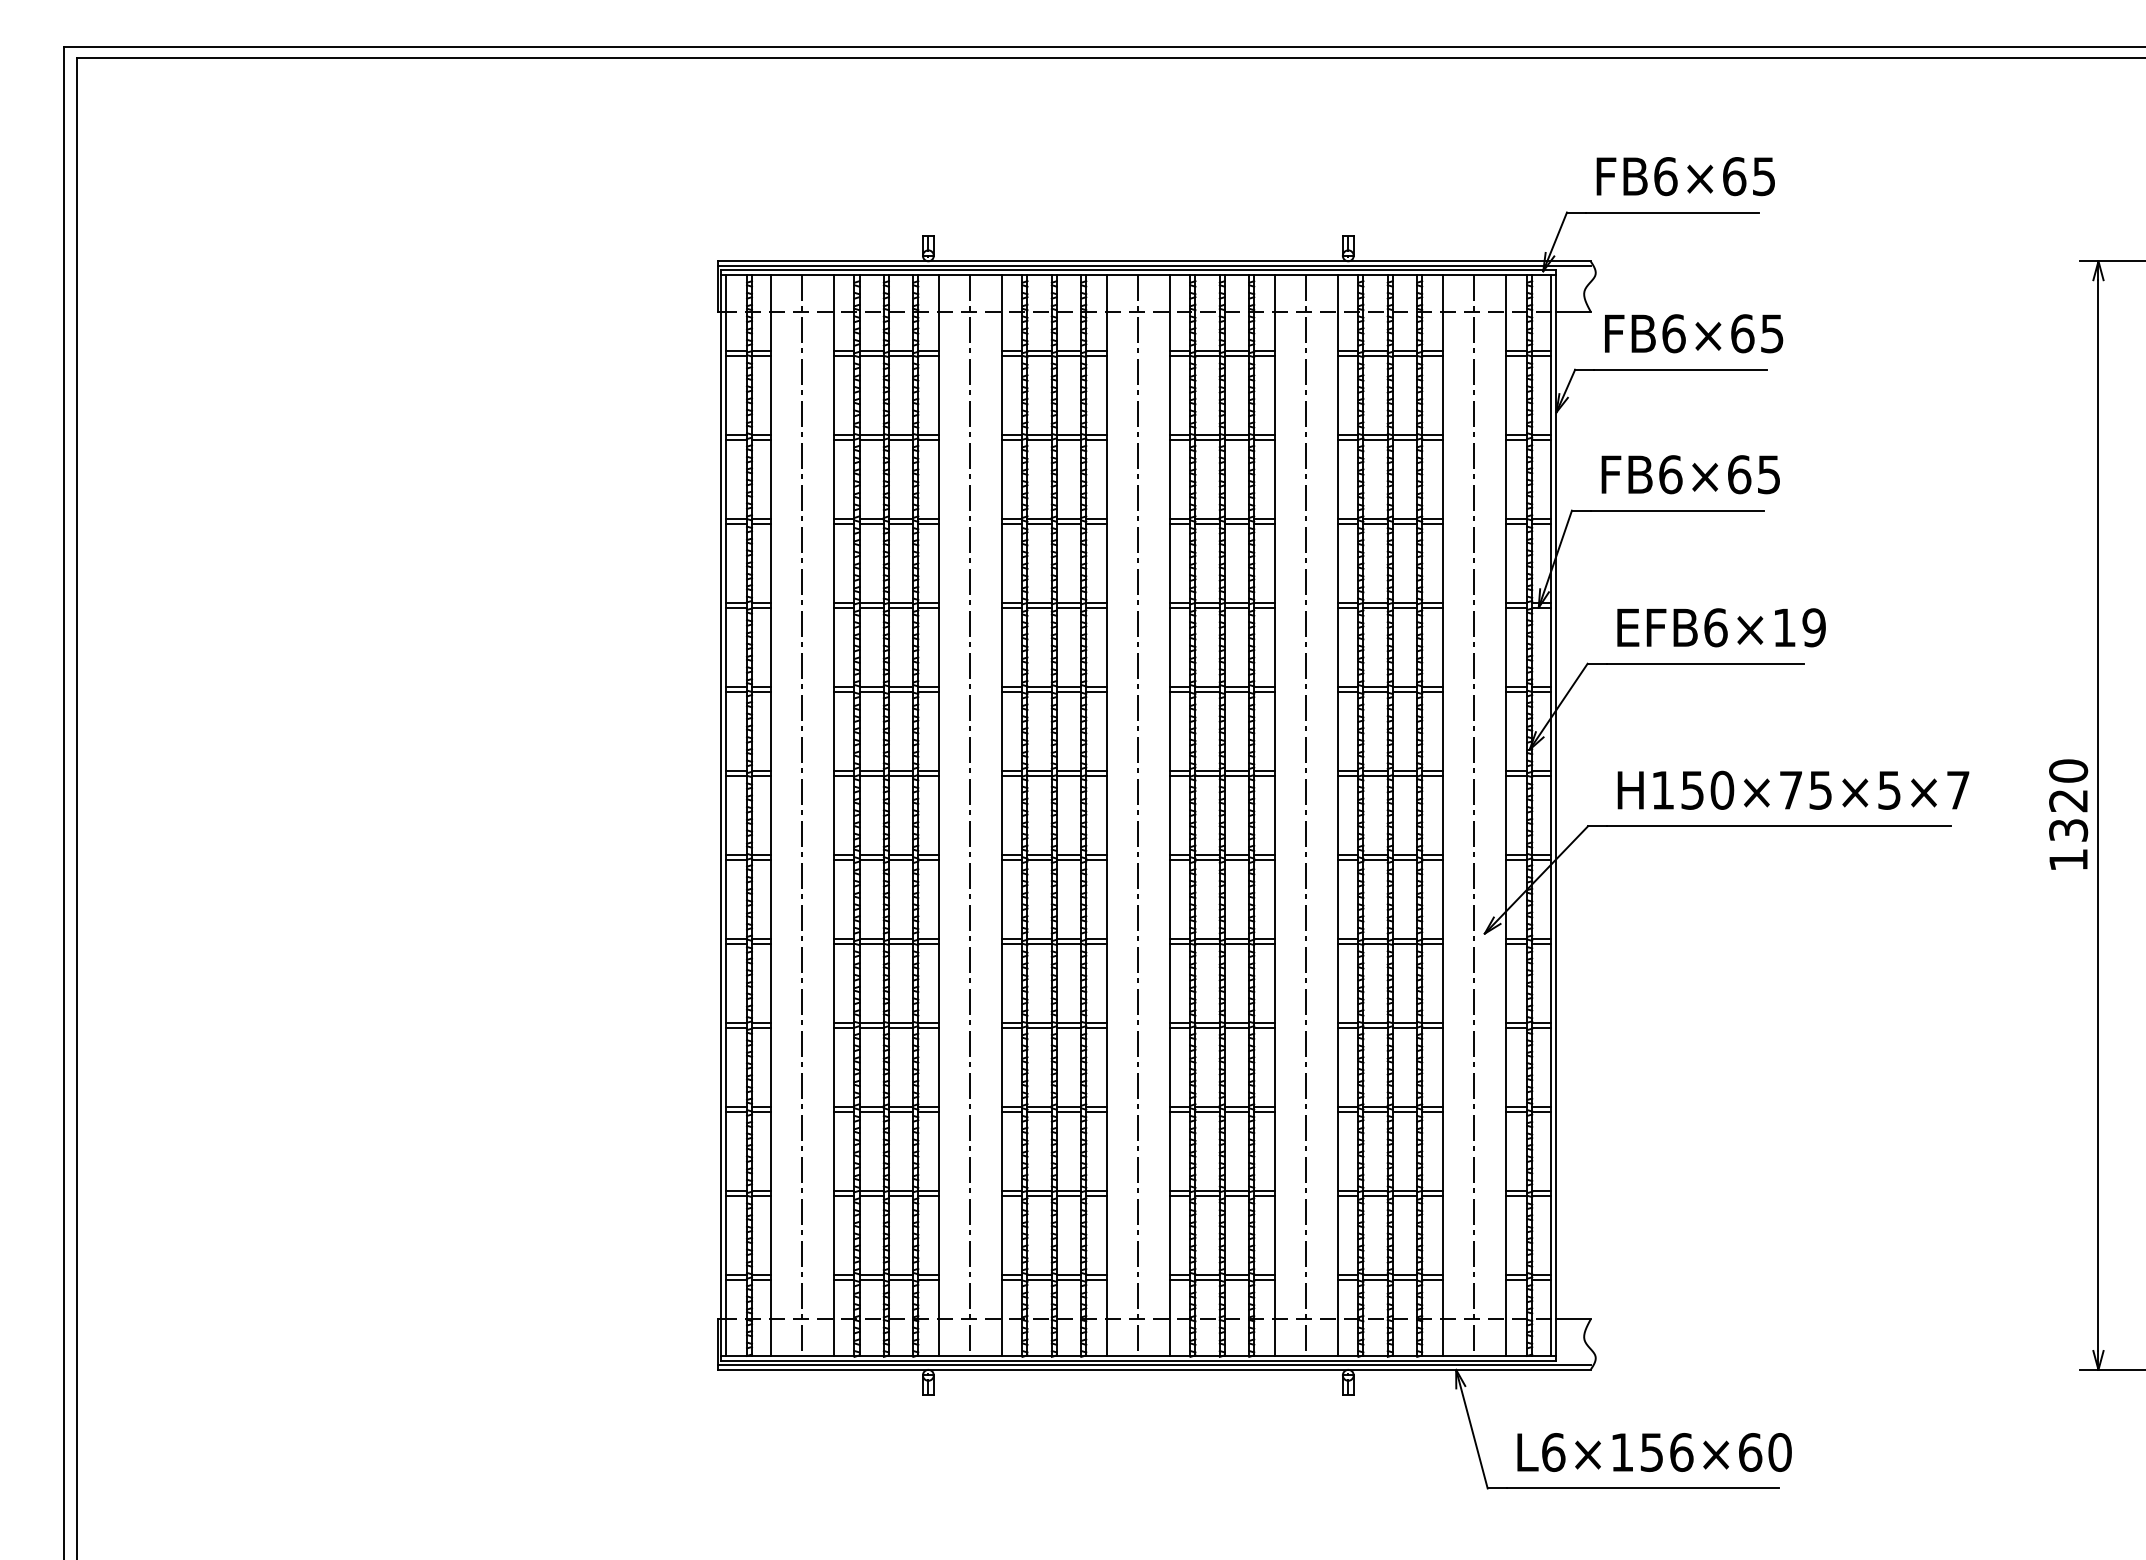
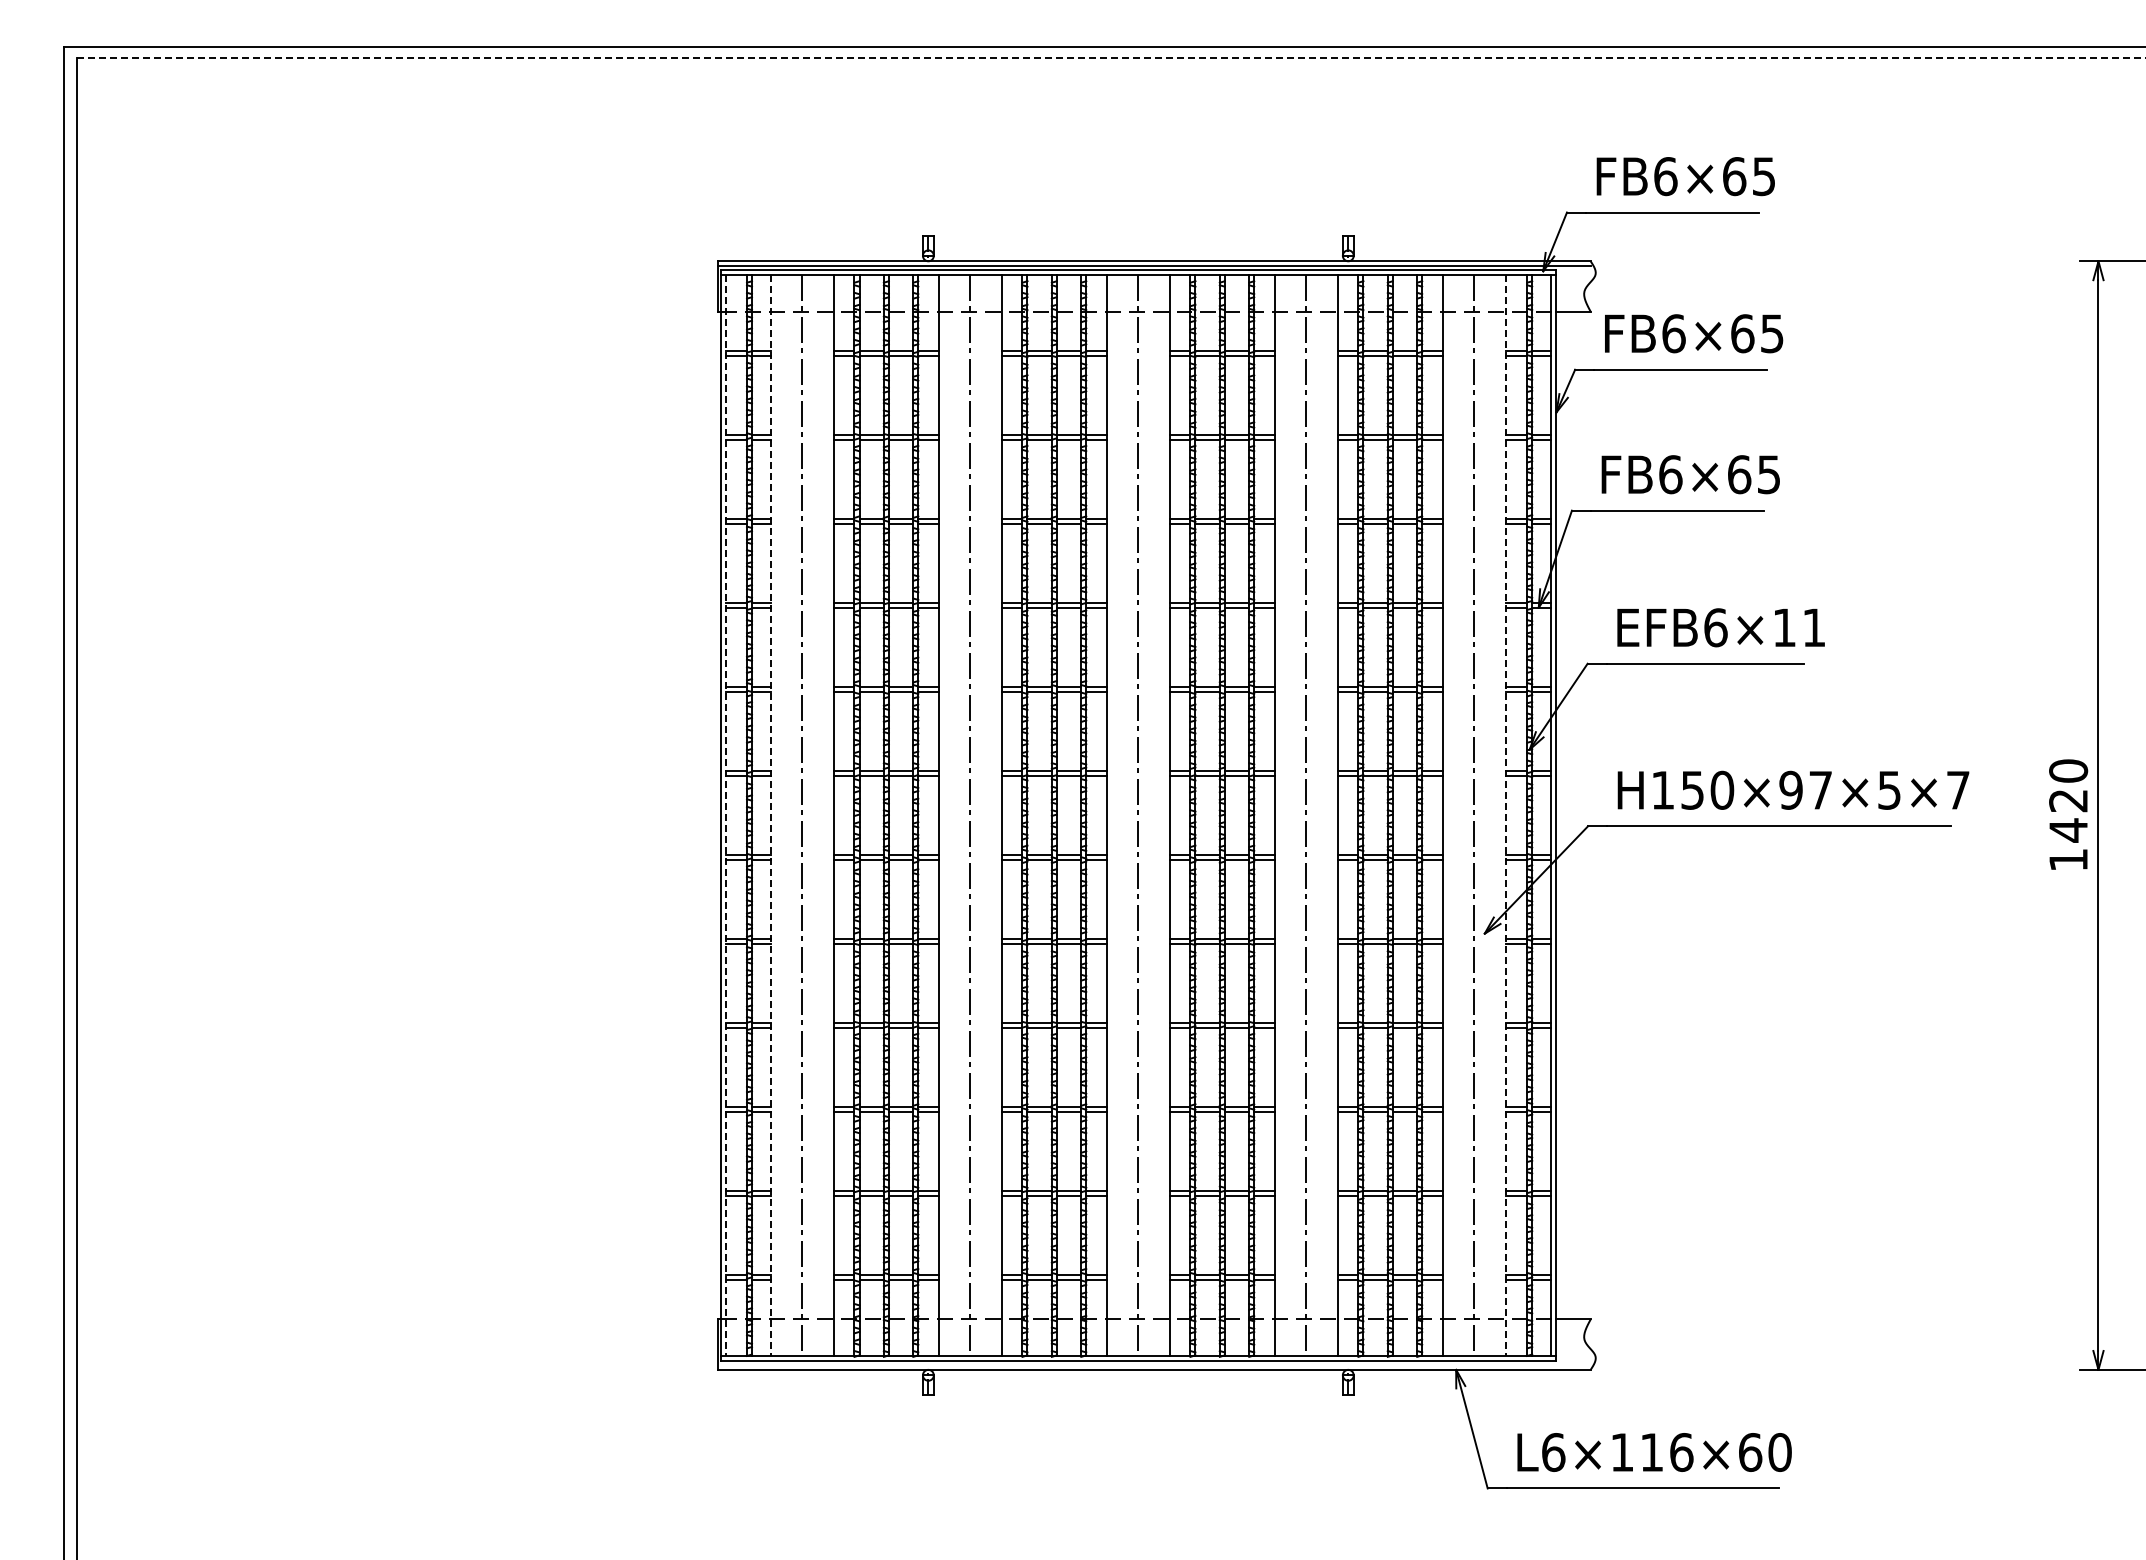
line: solid -> dashed (1111, 58)
text: EFB6×19 -> EFB6×11 (1813, 627)
text: H150×75×5×7 -> H150×97×5×7 (1805, 789)
line: solid -> dashed (725, 815)
line: solid -> dashed (770, 815)
line: solid -> dashed (1505, 815)
text: 1320 -> 1420 (2068, 830)
line: present -> none (1154, 1364)
text: L6×156×60 -> L6×116×60 (1651, 1452)
